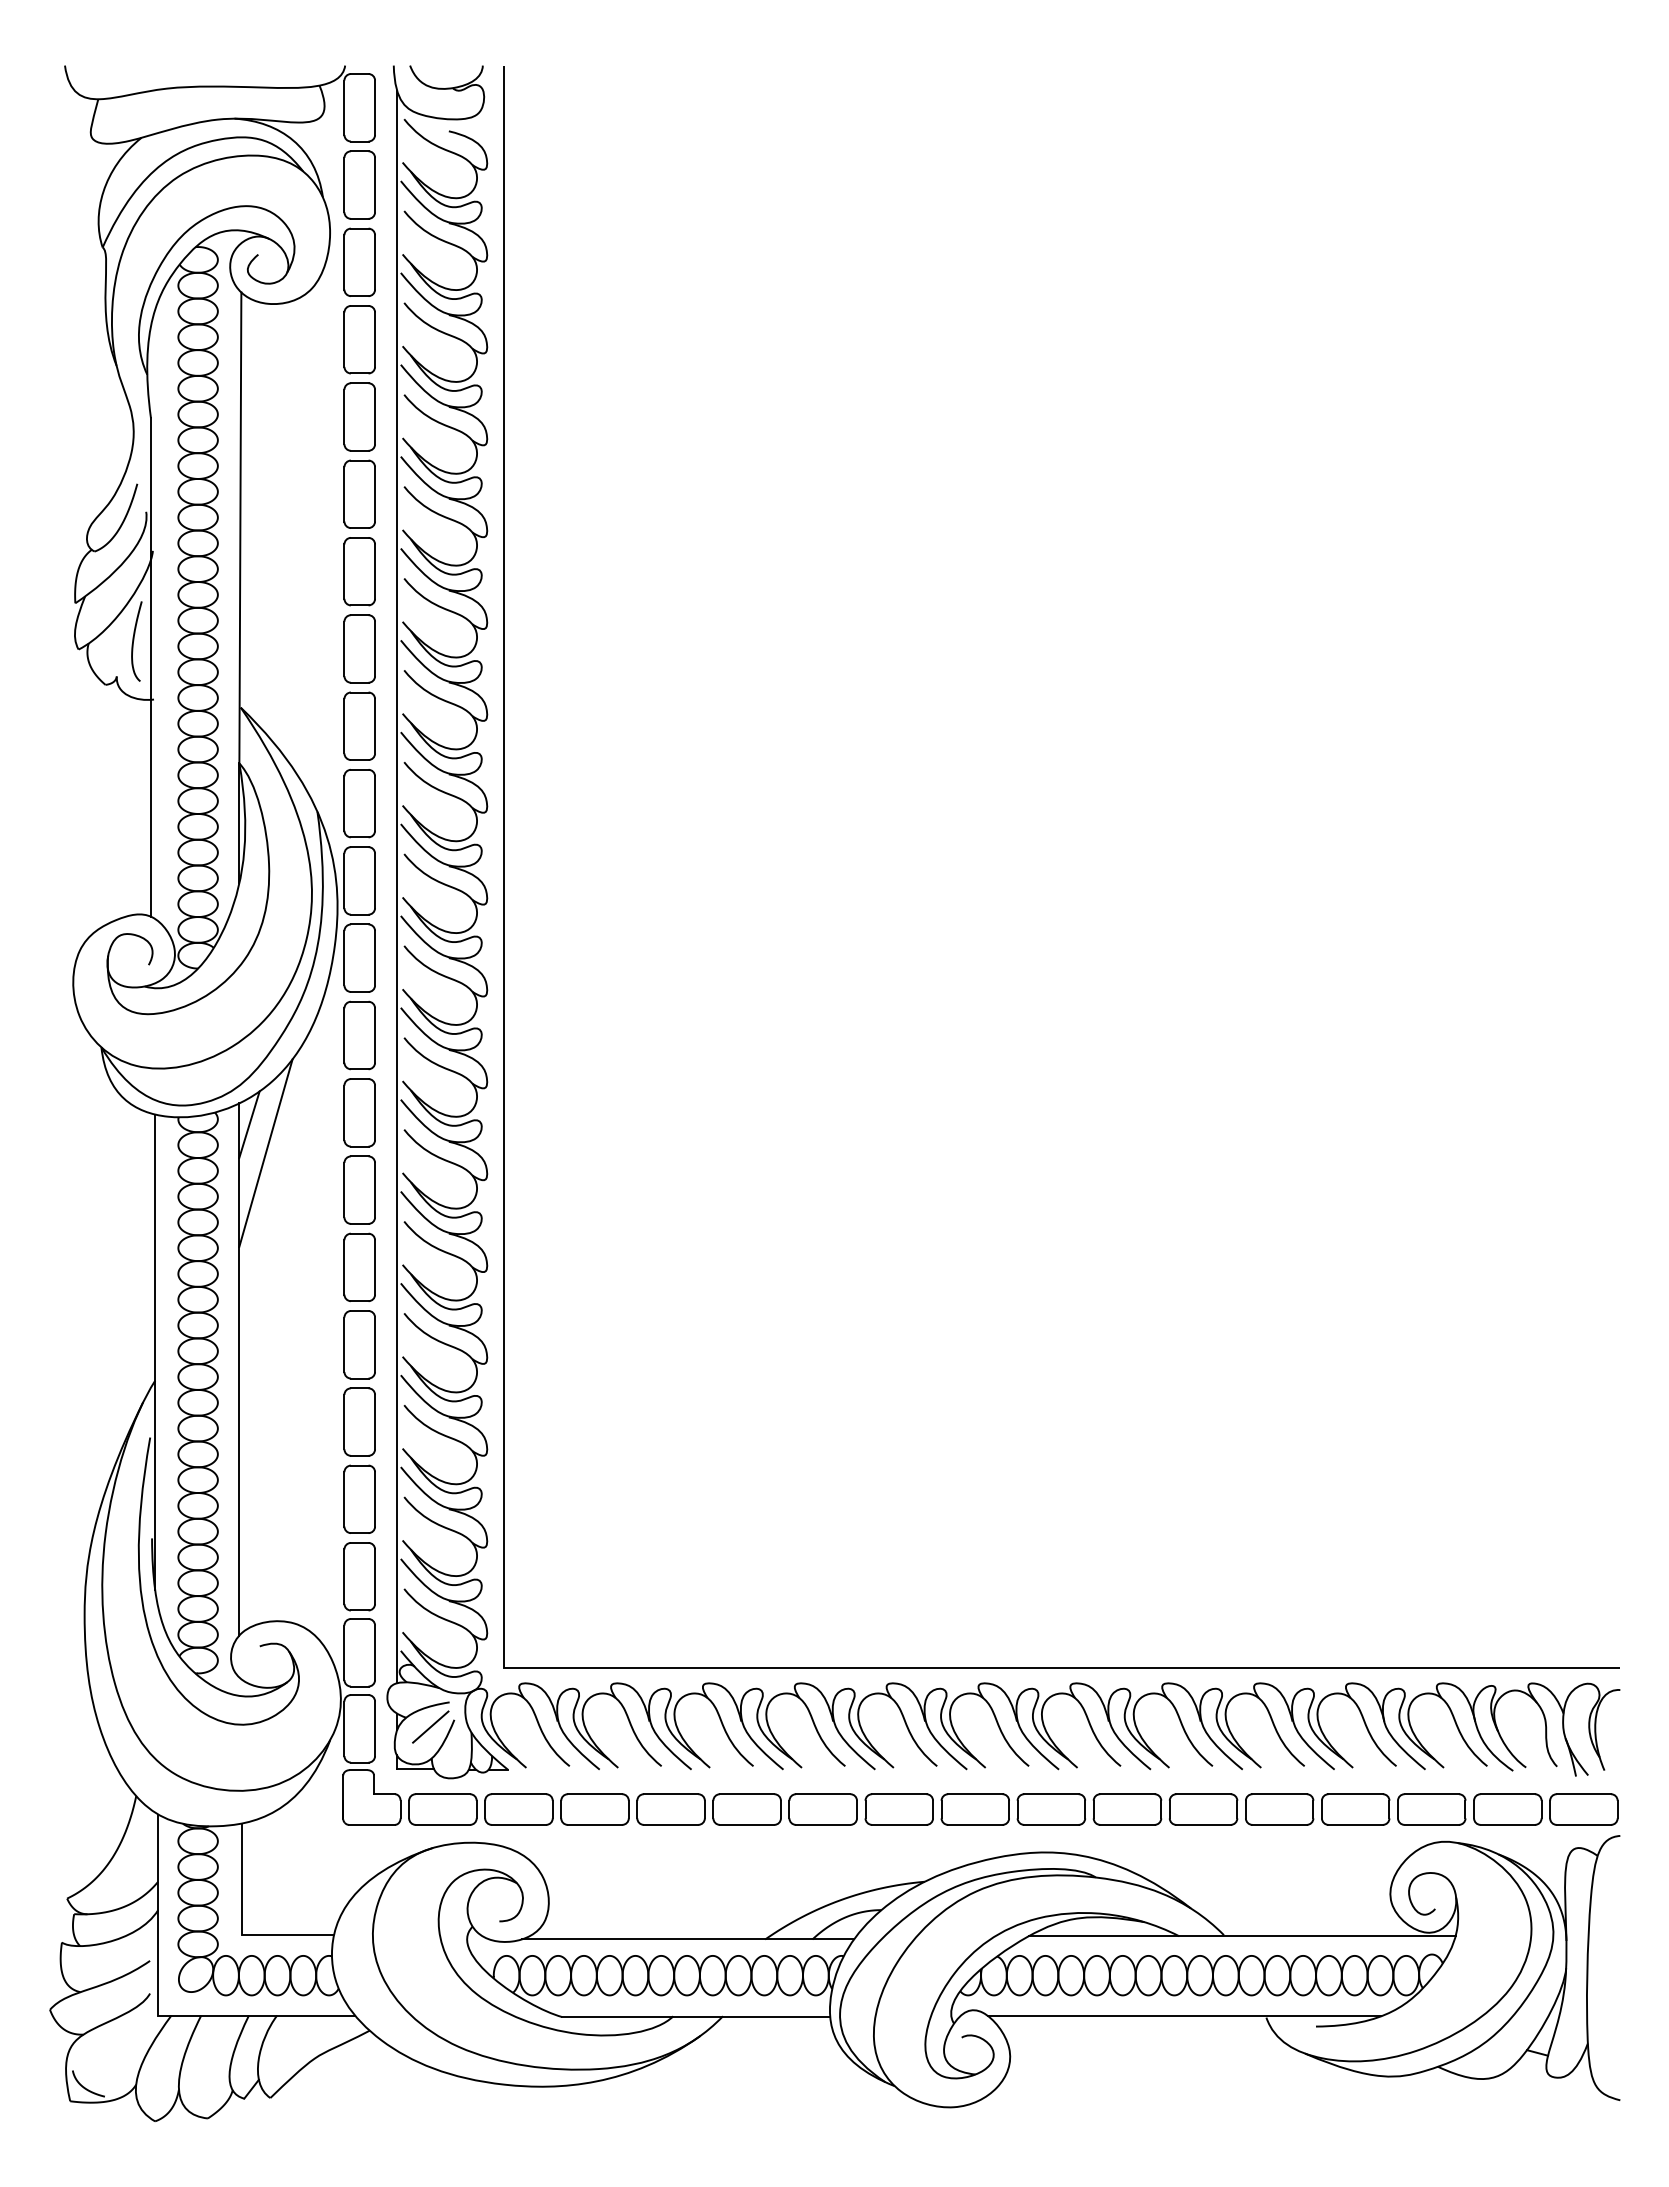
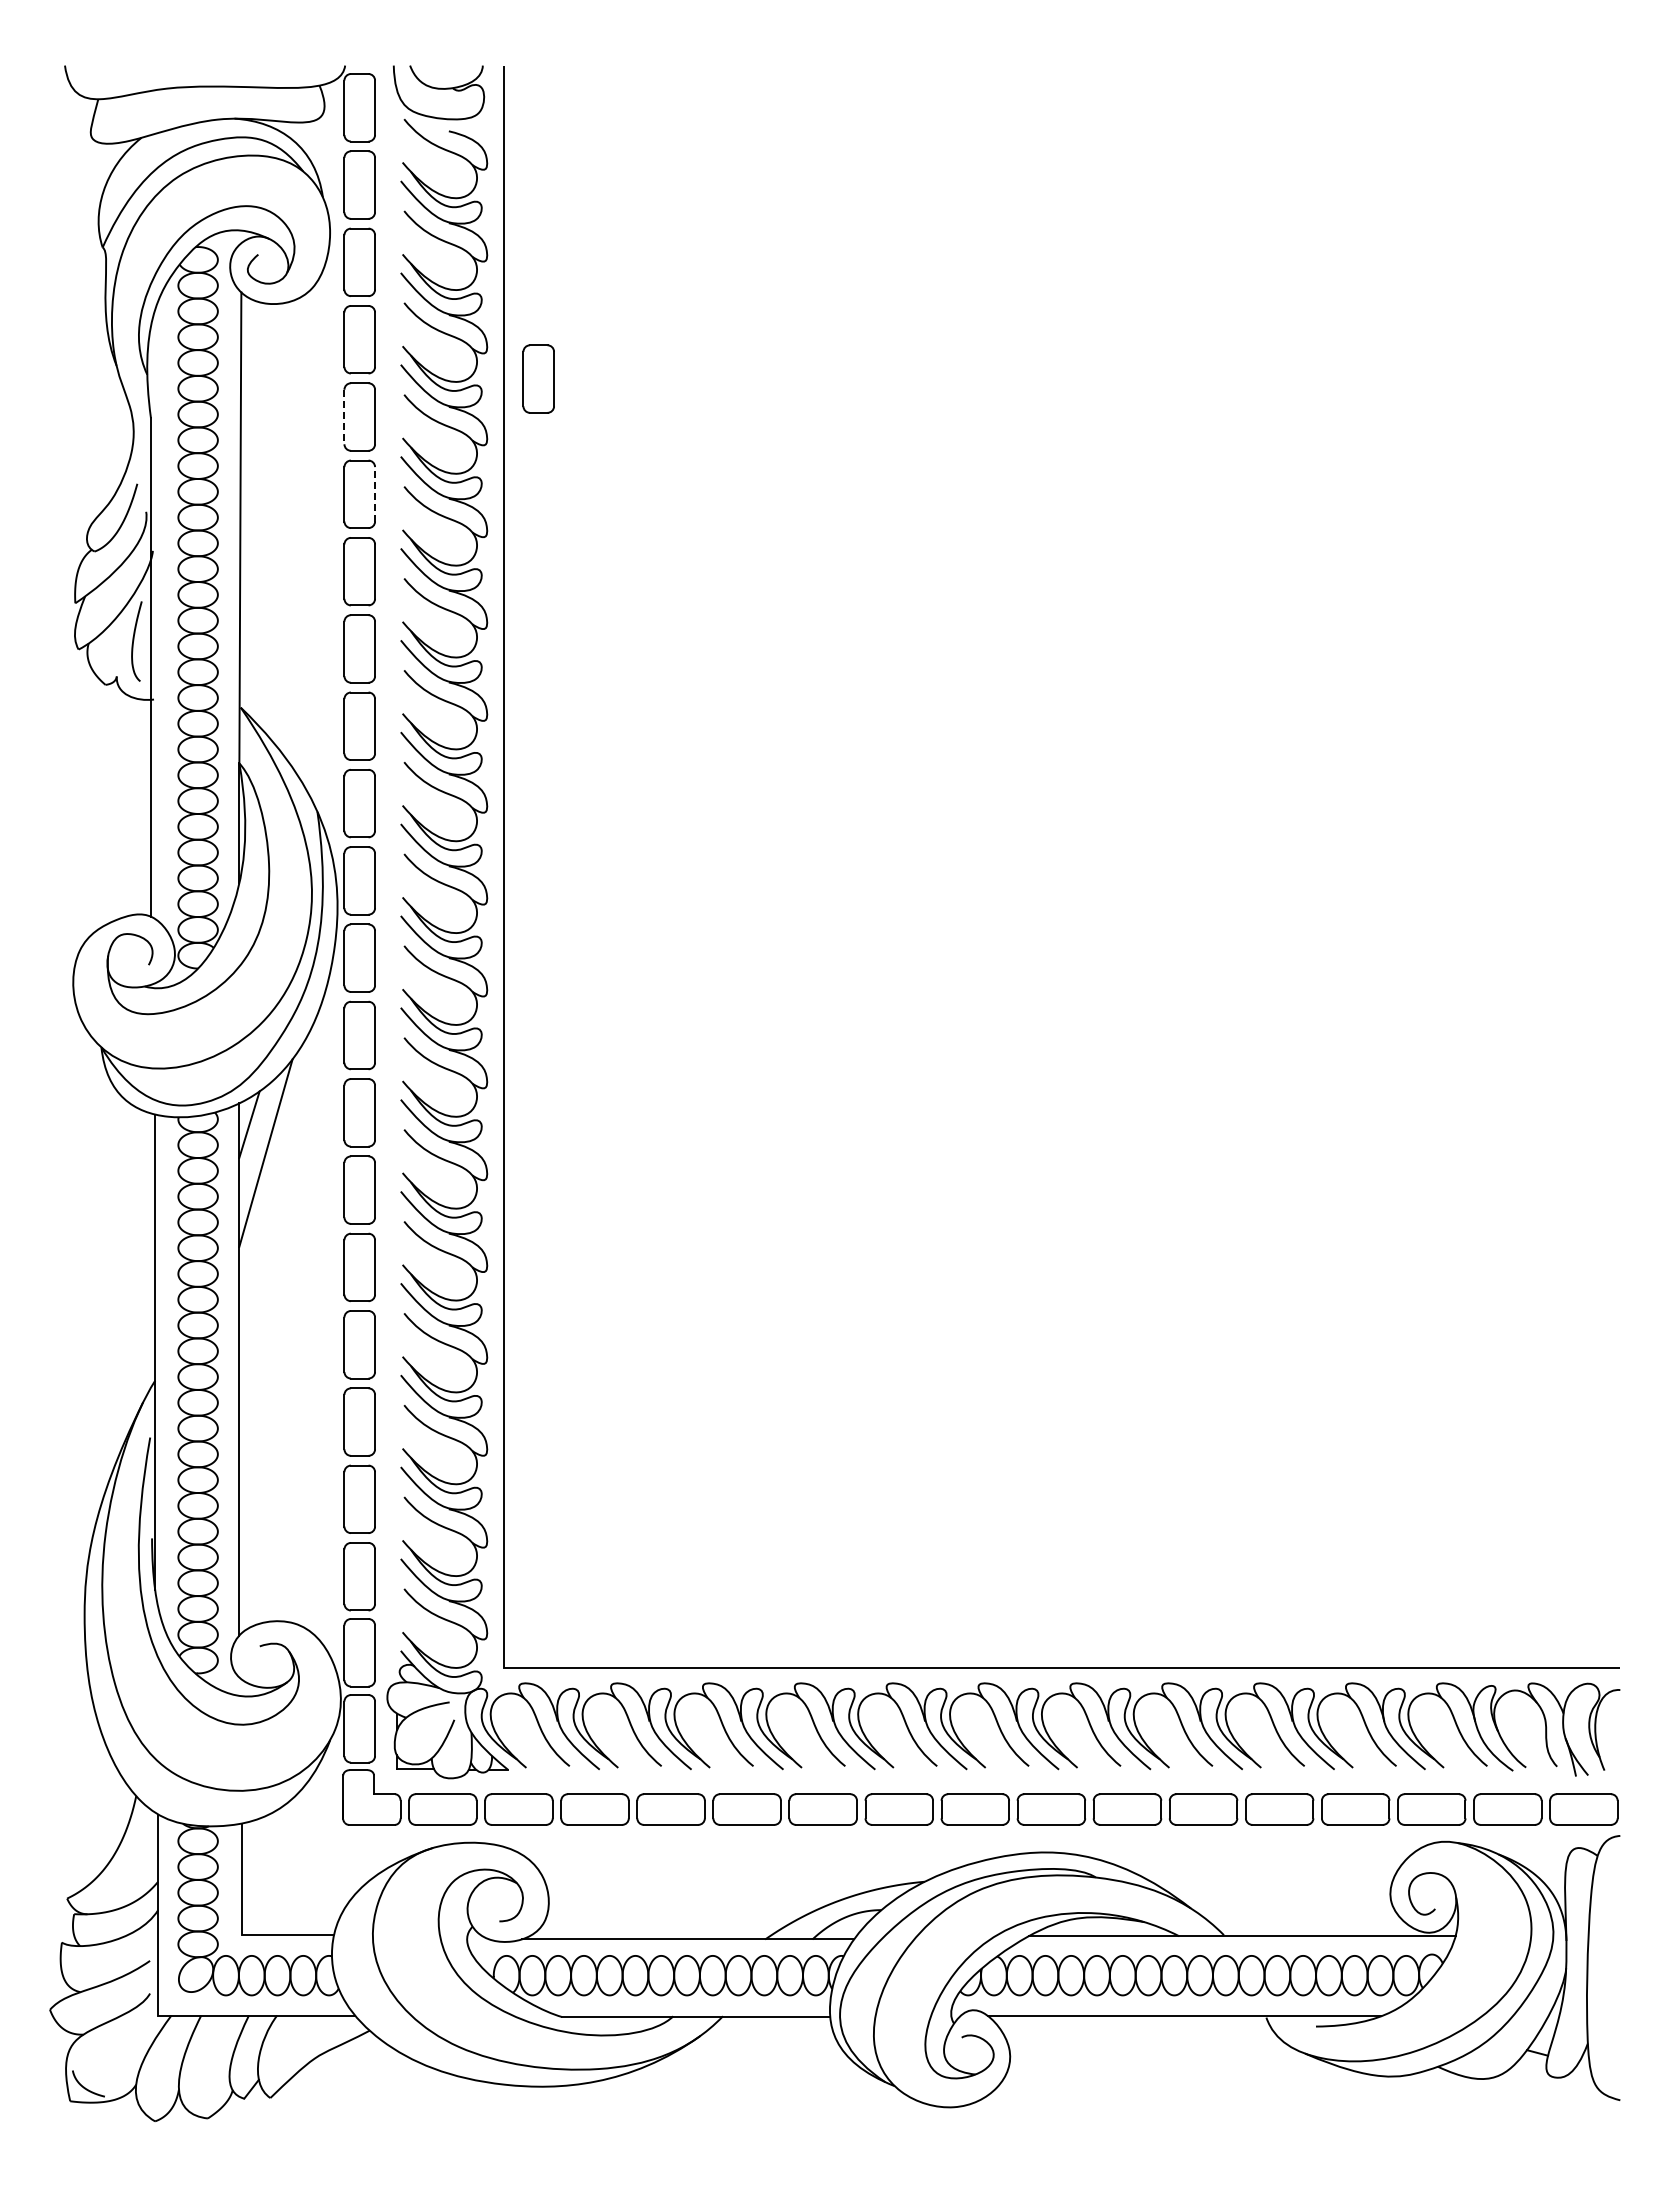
part: none -> present (538, 378)
line: solid -> dashed (344, 417)
line: solid -> dashed (375, 493)
line: present -> none (397, 886)
line: present -> none (430, 1726)
